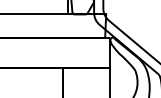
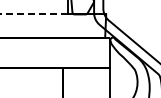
line: solid -> dashed (33, 14)
